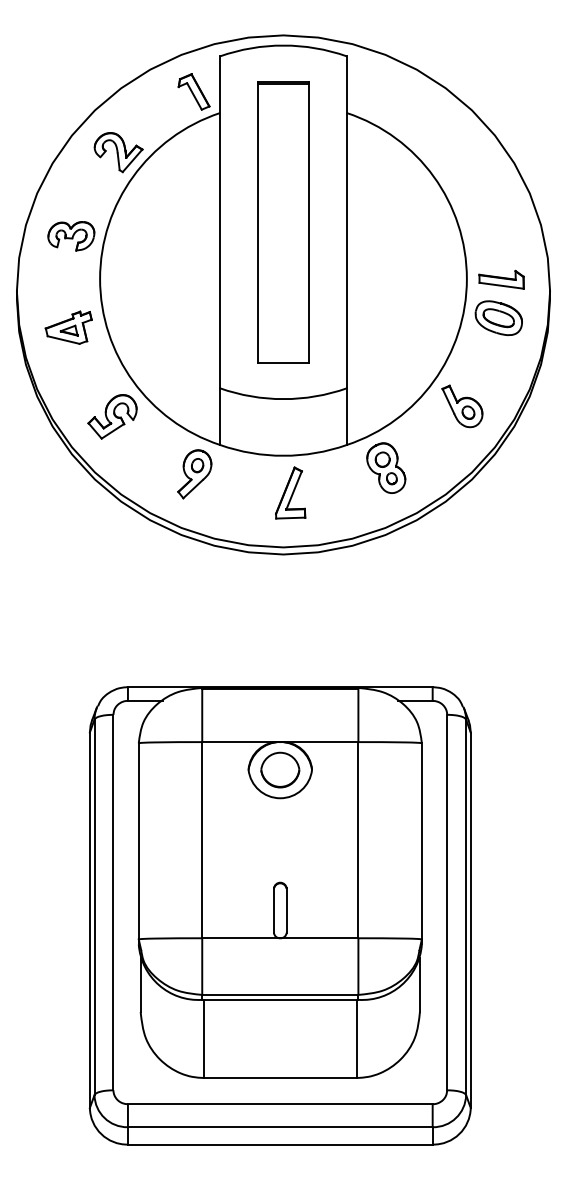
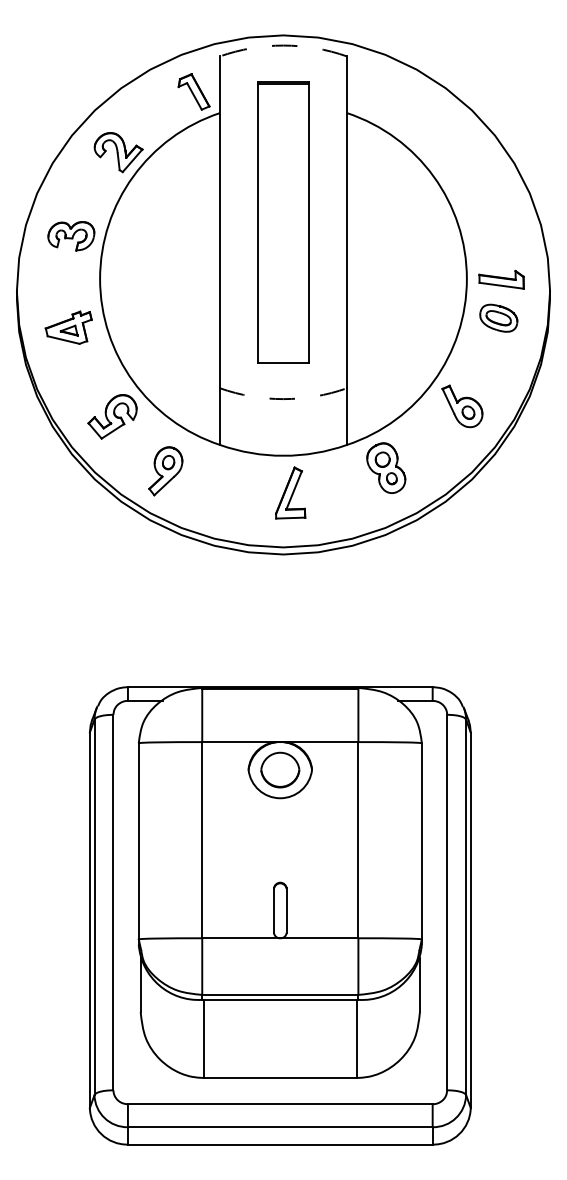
arc: solid -> dashed (283, 45)
part size: 49x37 px -> 40x30 px (498, 317)
arc: solid -> dashed (283, 399)
part position: (194, 474) -> (165, 471) (165, 471)
